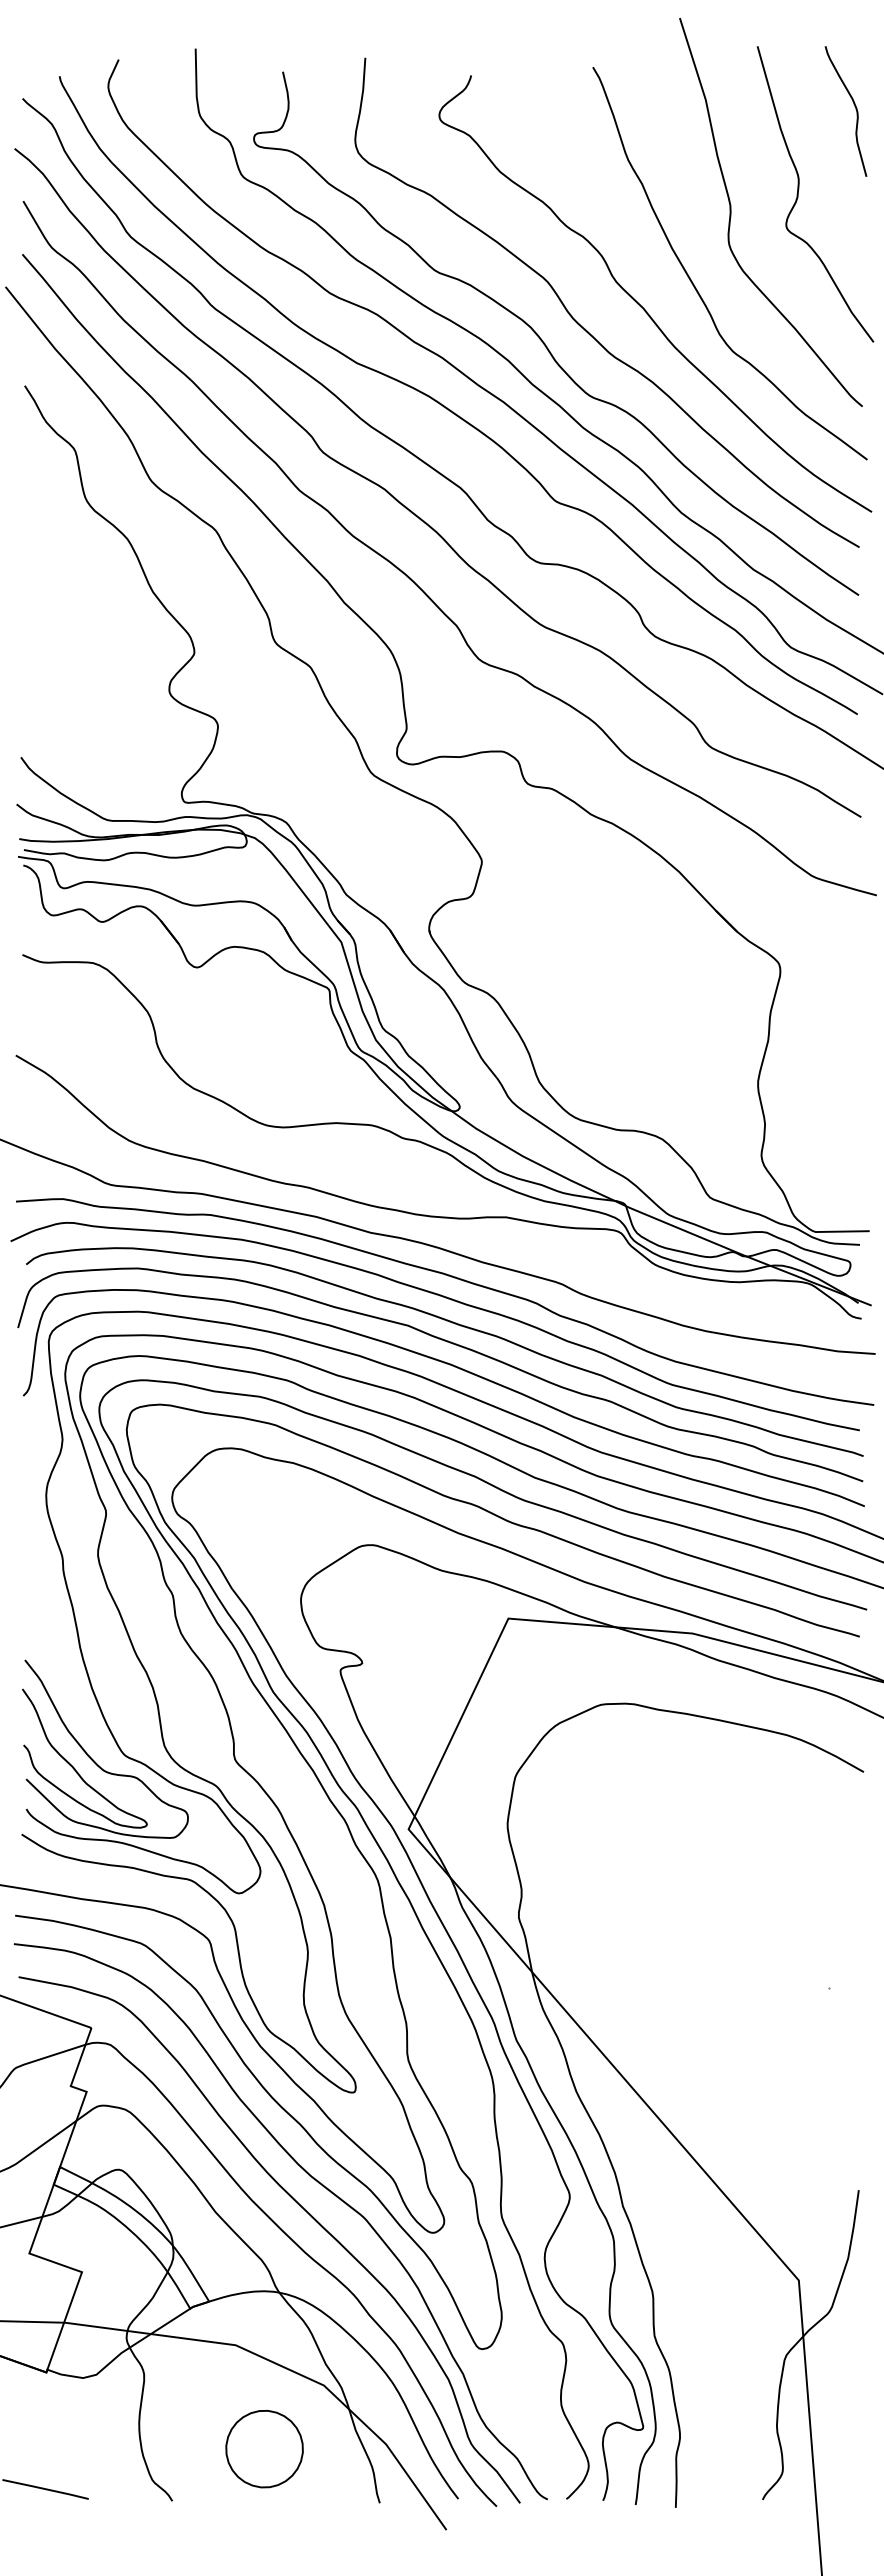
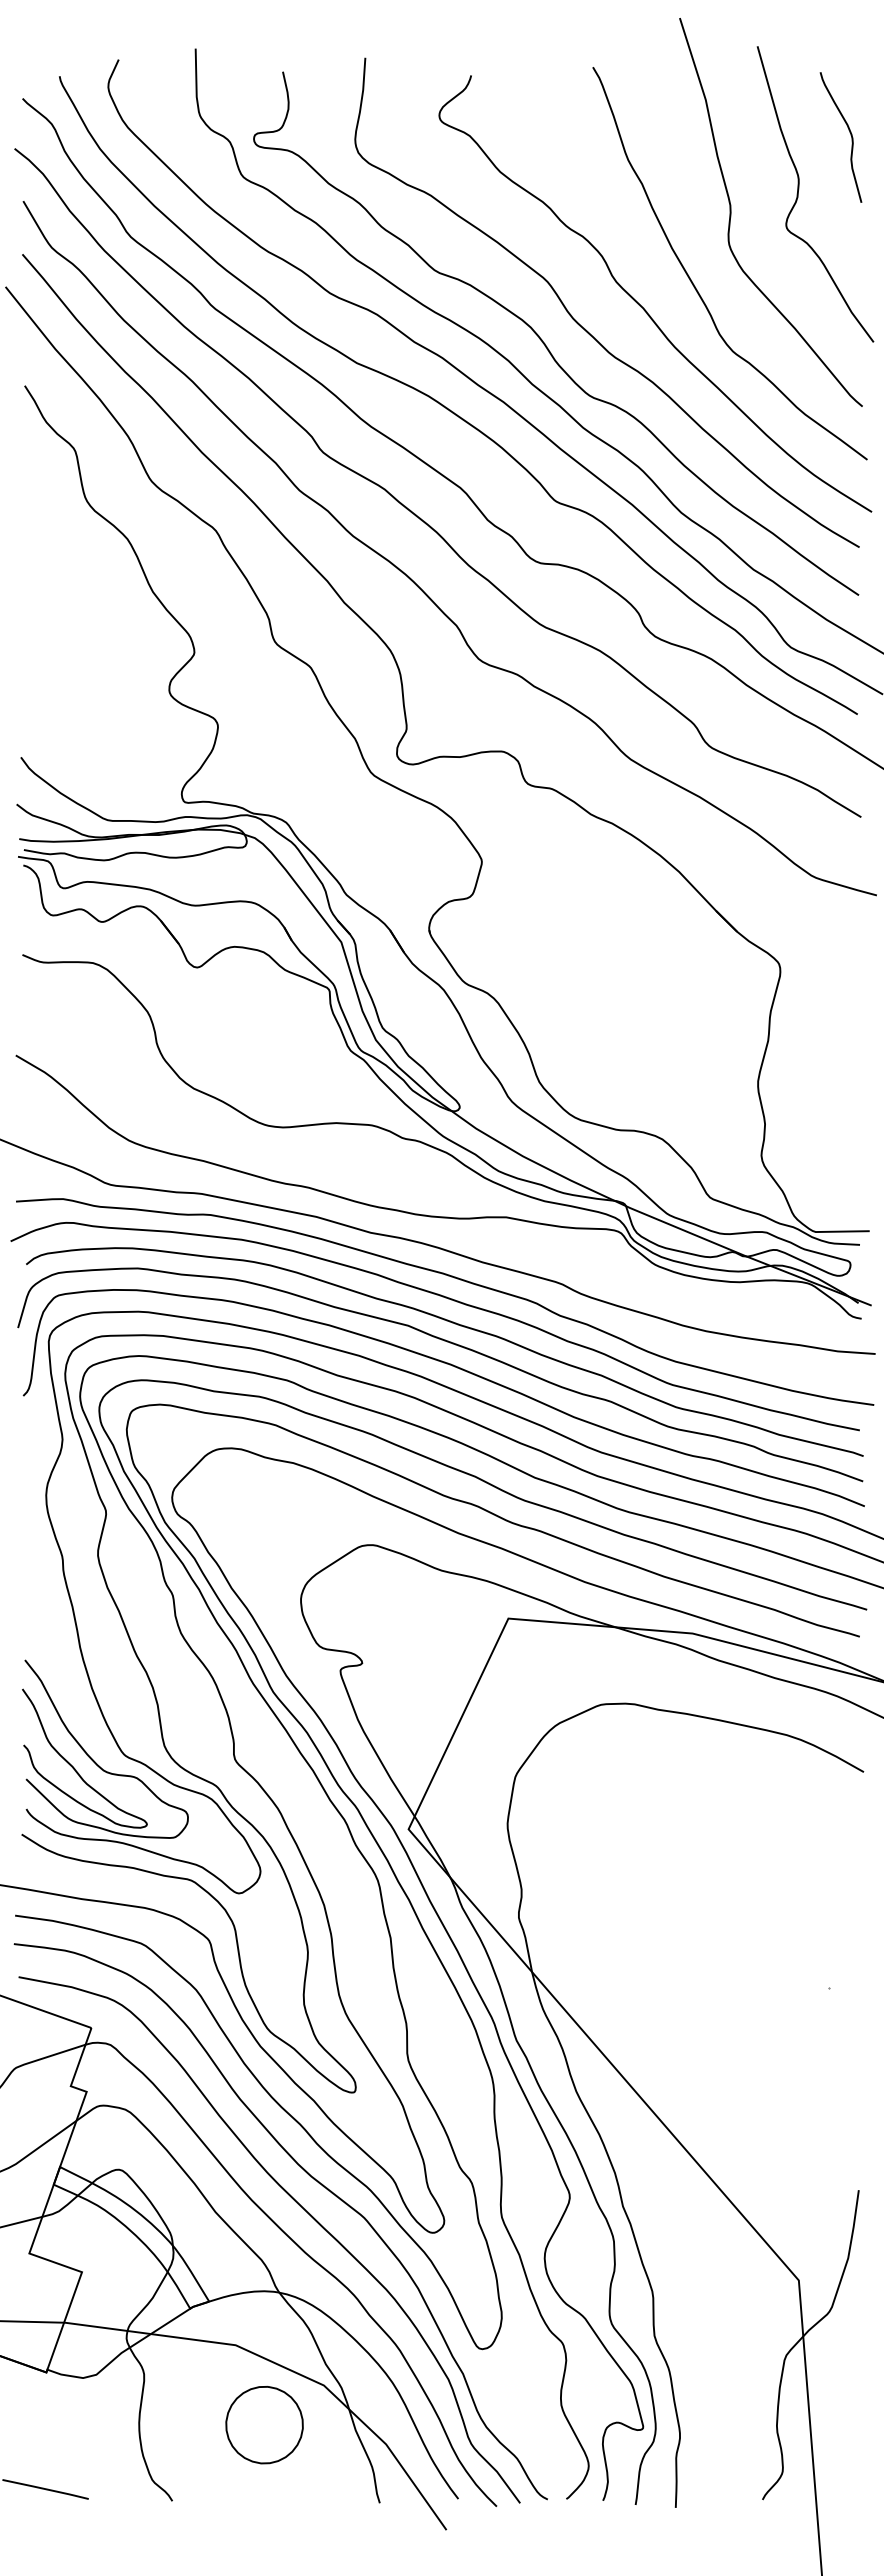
curve position: (855, 109) -> (850, 135) (850, 135)
part position: (264, 2449) -> (264, 2425) (264, 2425)
